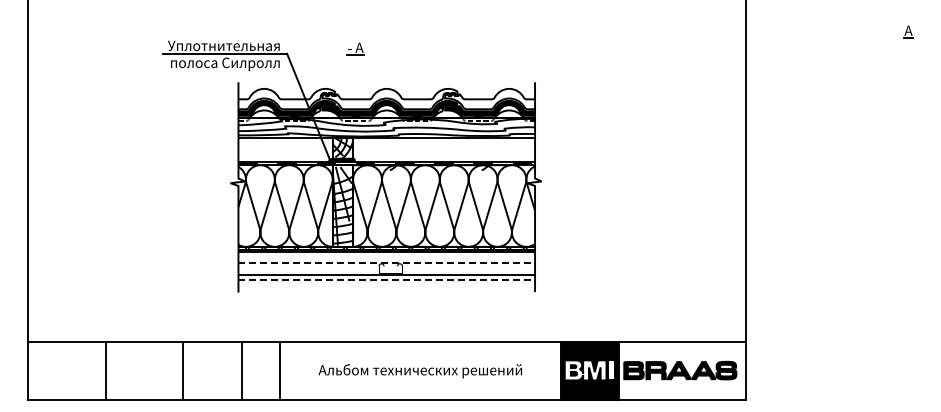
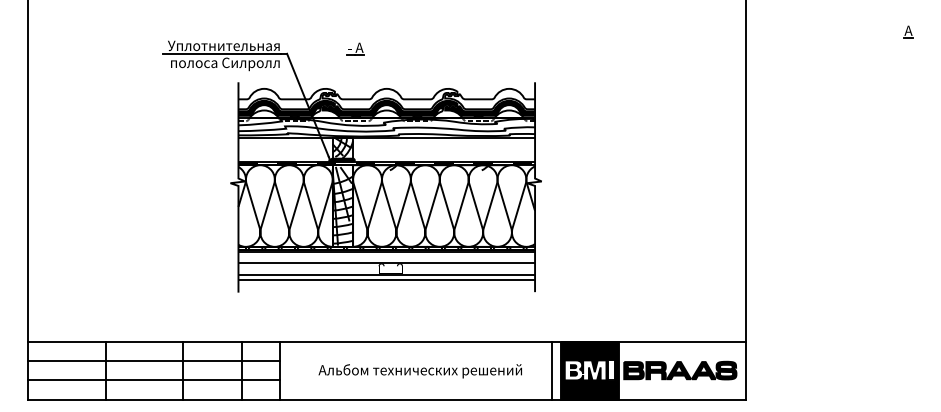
line: dashed -> solid (387, 263)
line: dashed -> solid (387, 279)
line: none -> present (154, 360)
line: none -> present (551, 370)
line: none -> present (154, 380)
